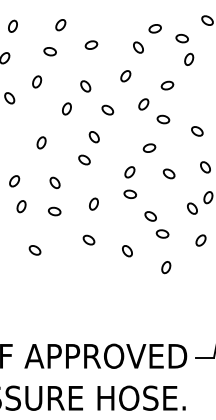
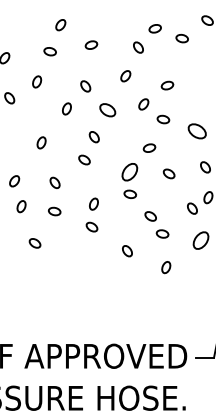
part: present -> none (12, 25)
part: present -> none (189, 58)
part size: 14x12 px -> 18x15 px (107, 110)
part size: 13x11 px -> 20x17 px (196, 131)
part size: 12x13 px -> 18x19 px (129, 172)
part position: (88, 239) -> (91, 226) (91, 226)
part size: 12x13 px -> 18x19 px (200, 240)
part position: (34, 250) -> (34, 243) (34, 243)
